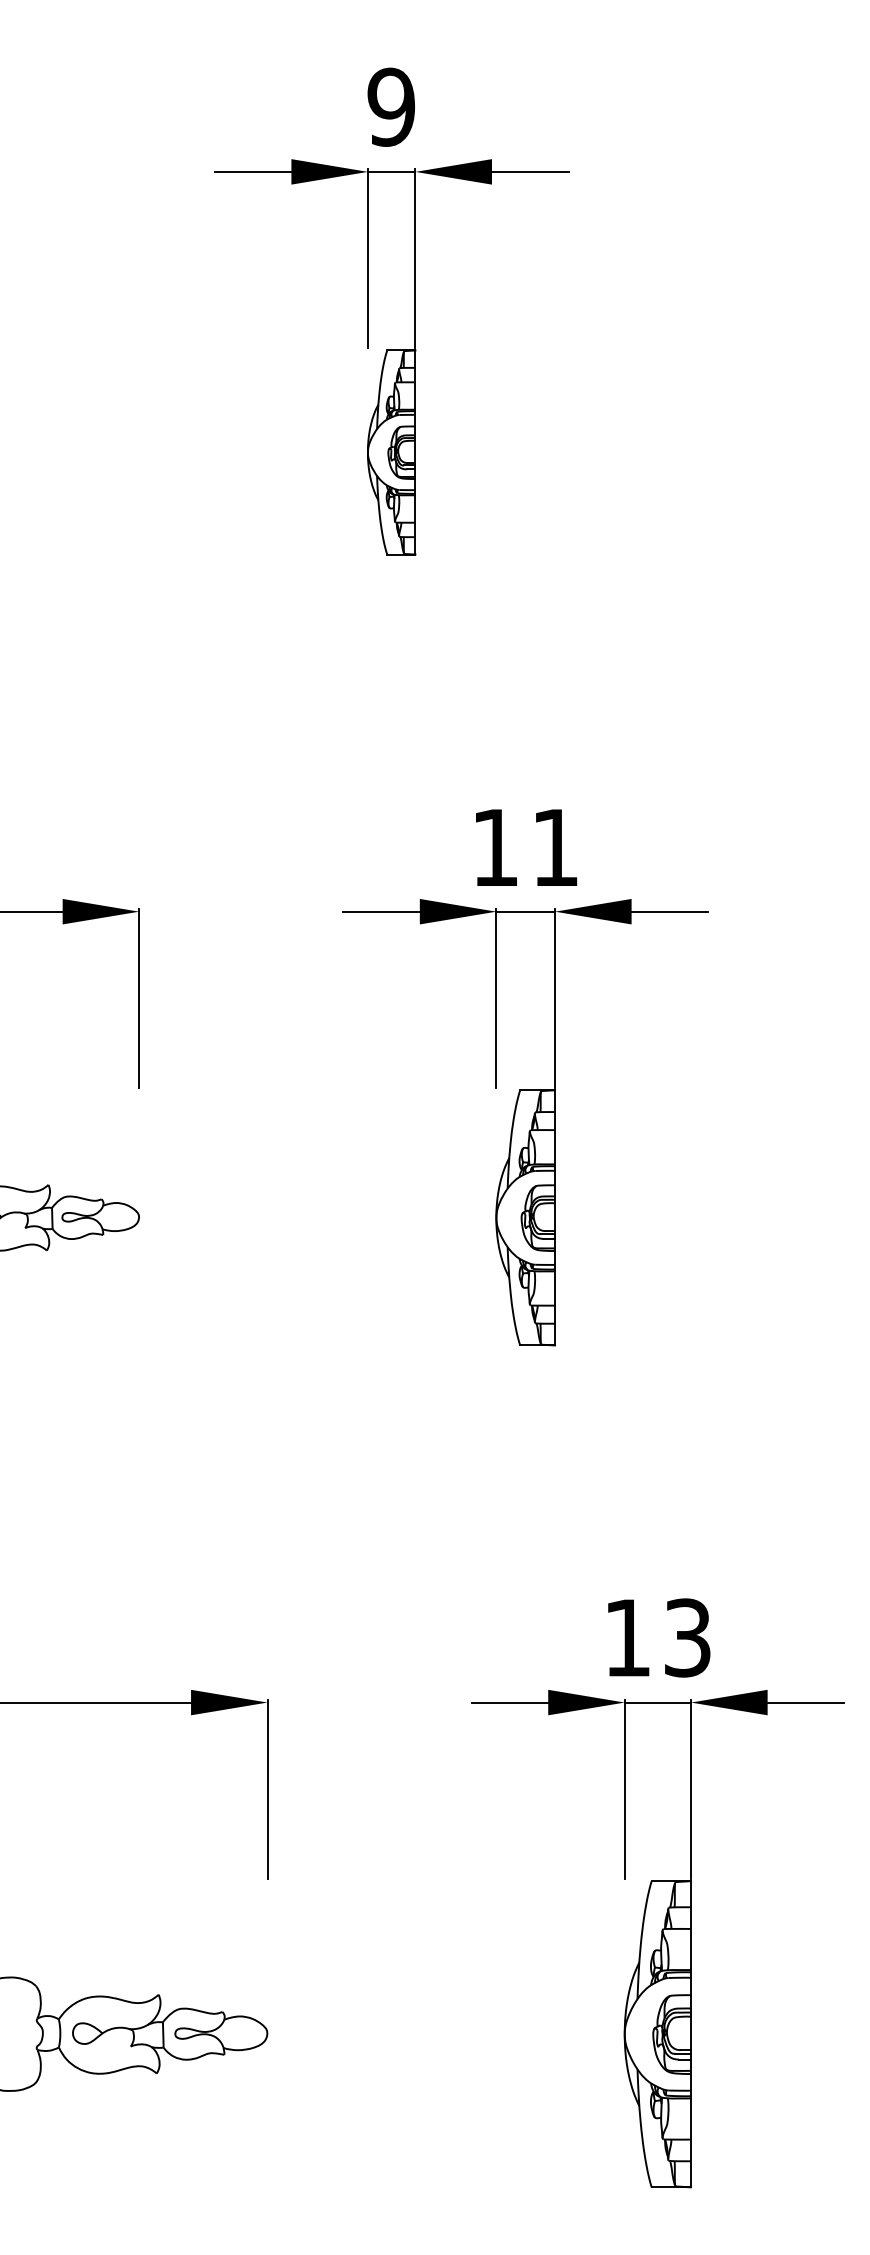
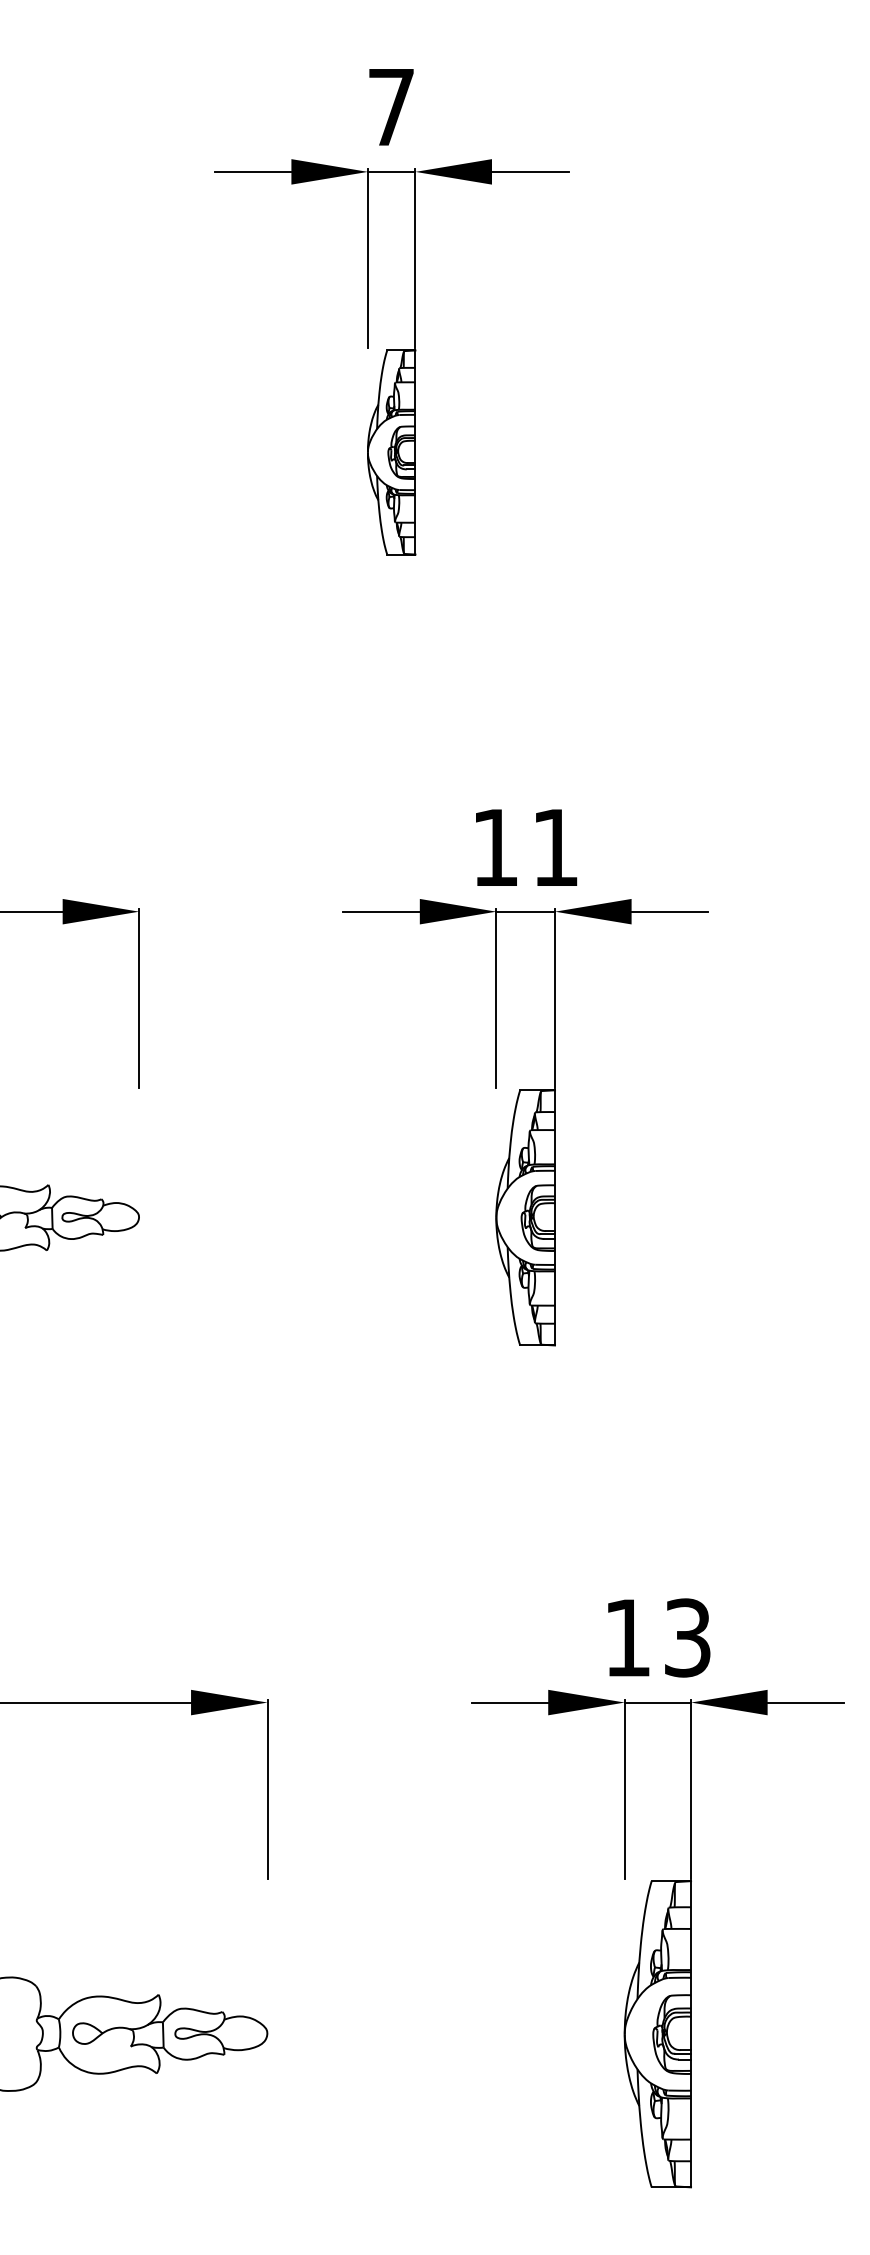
text: 9 -> 7 (391, 106)
